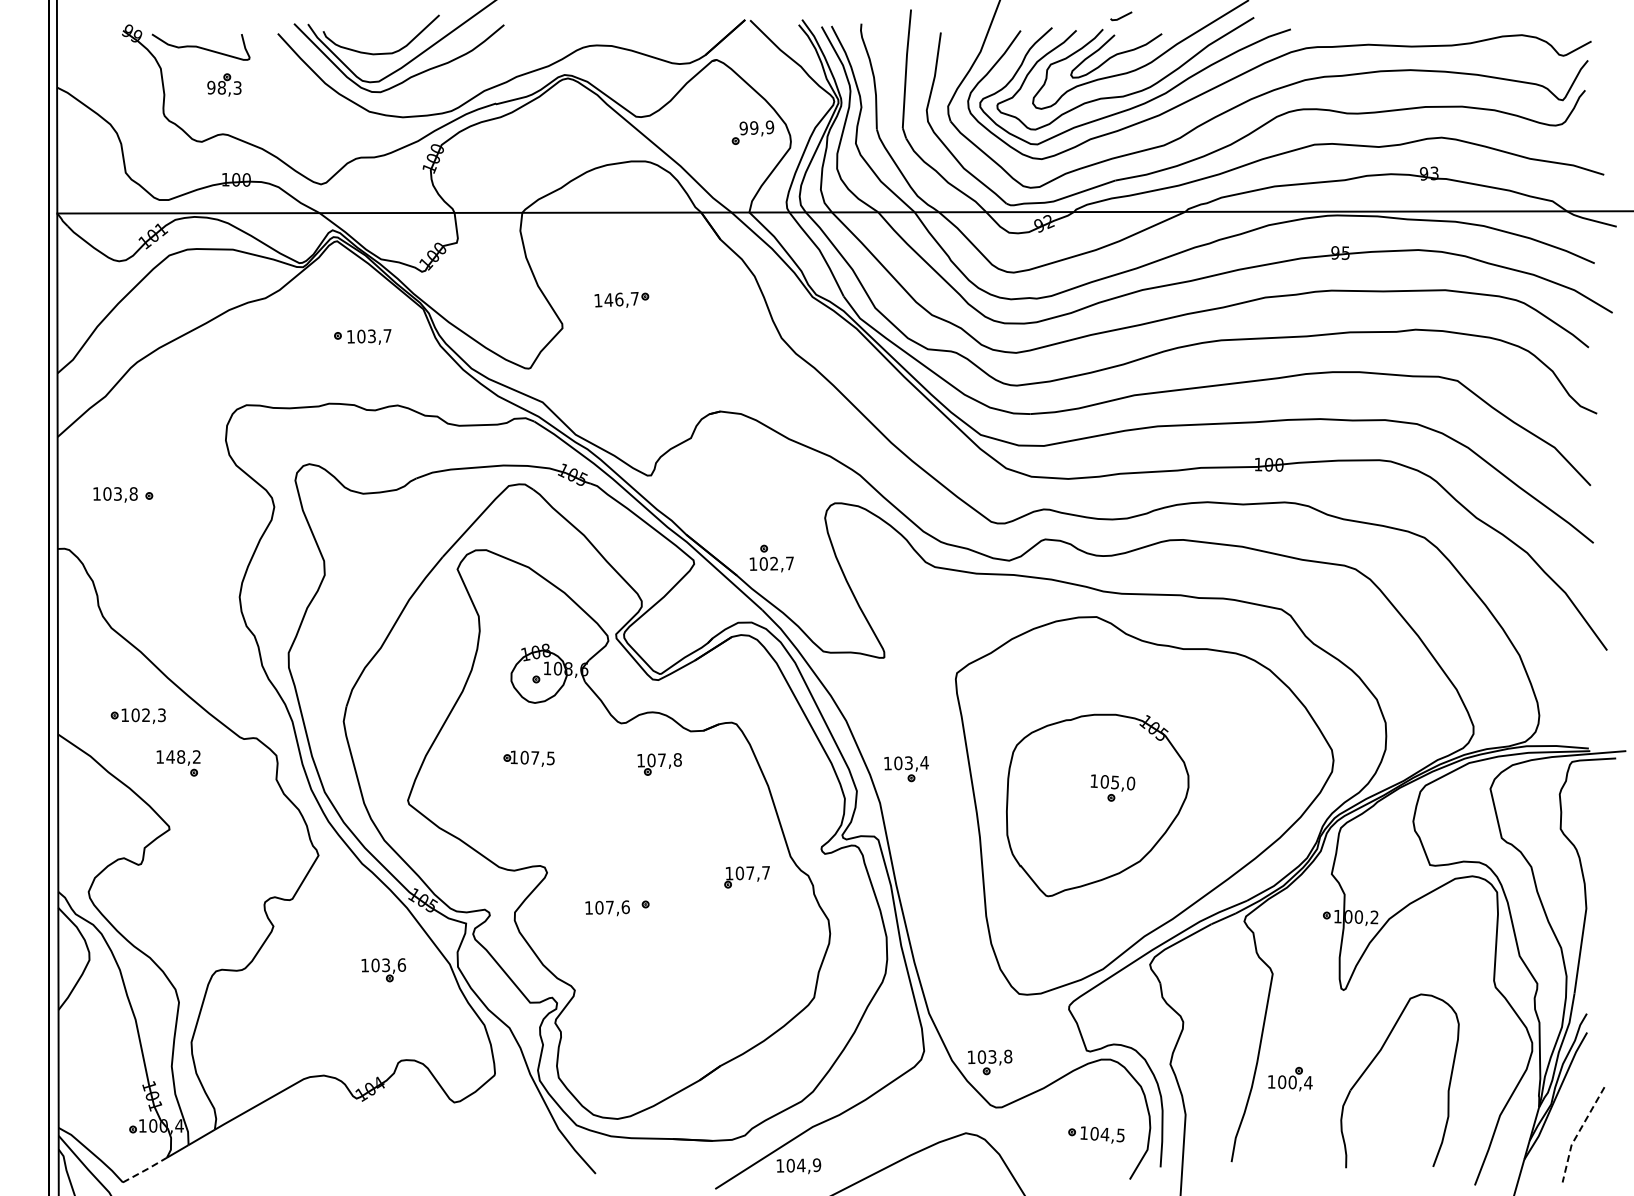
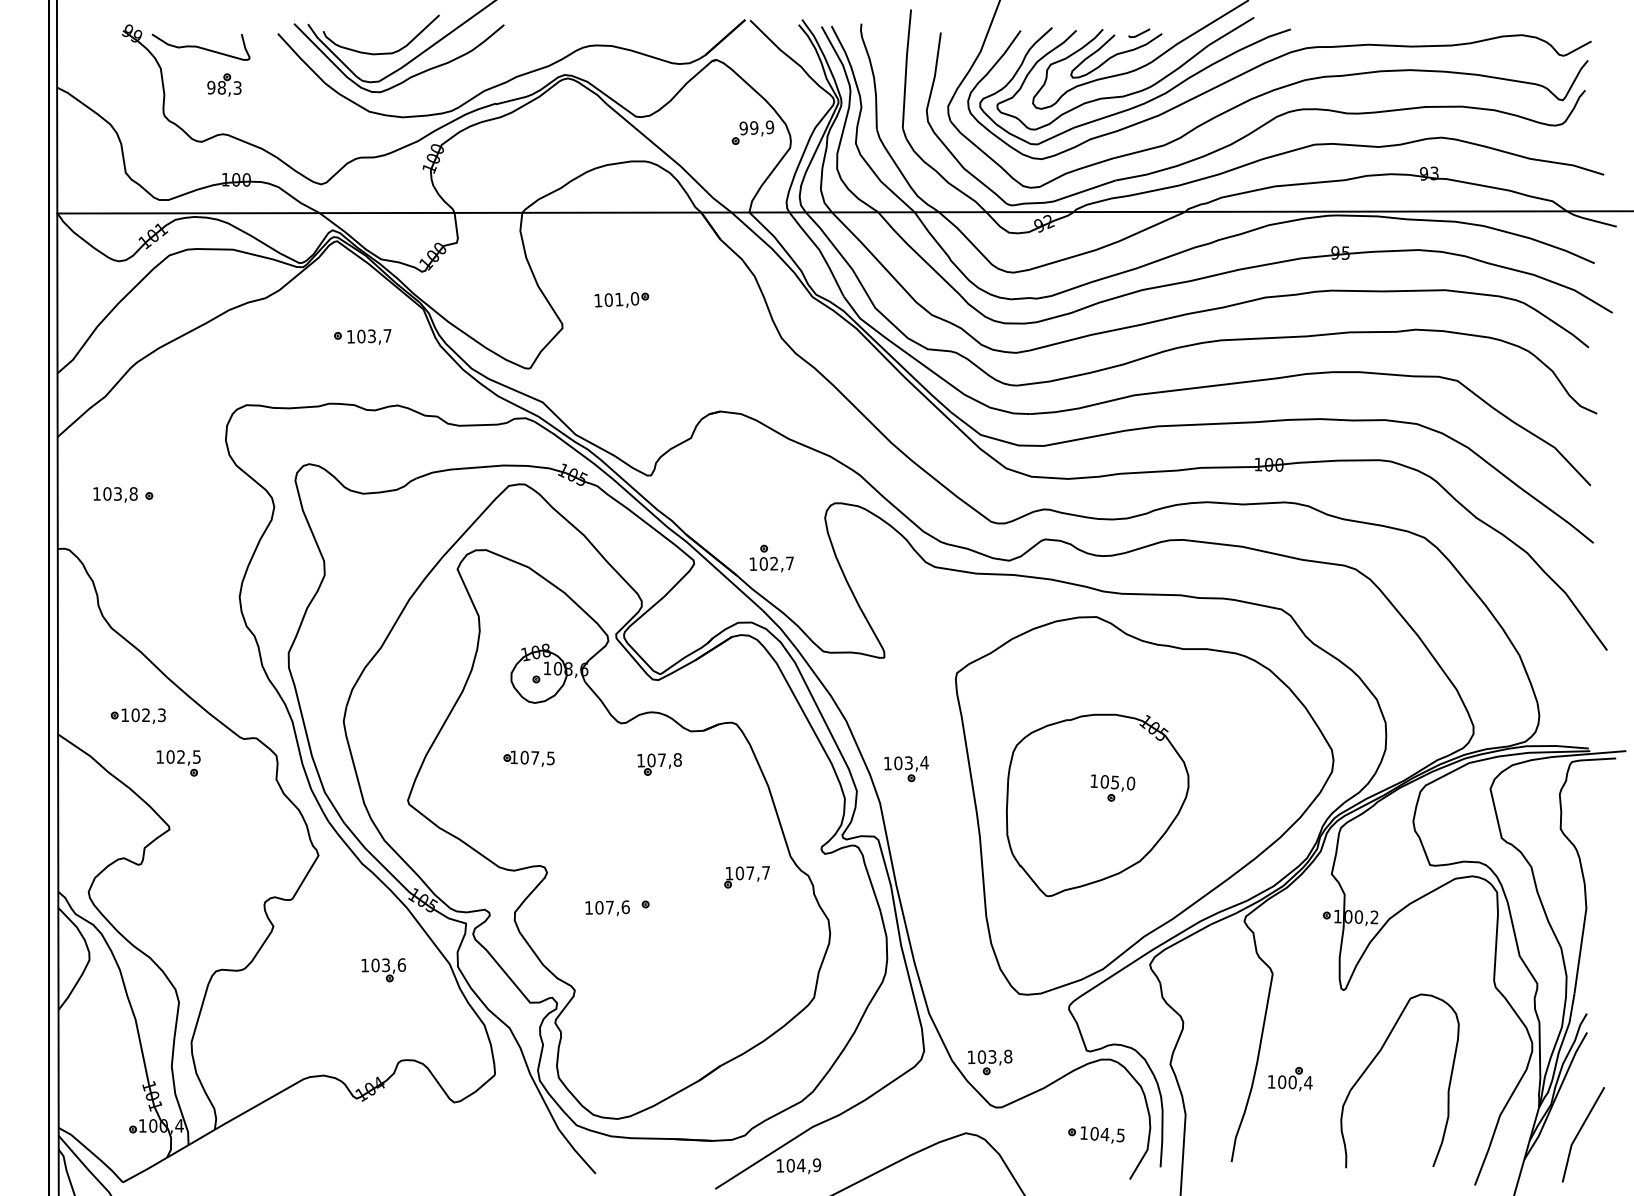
line position: (1121, 16) -> (1139, 33) (1139, 33)
text: 146,7 -> 101,0 (621, 299)
text: 148,2 -> 102,5 (183, 756)
line: dashed -> solid (1578, 1133)
line: dashed -> solid (145, 1170)
